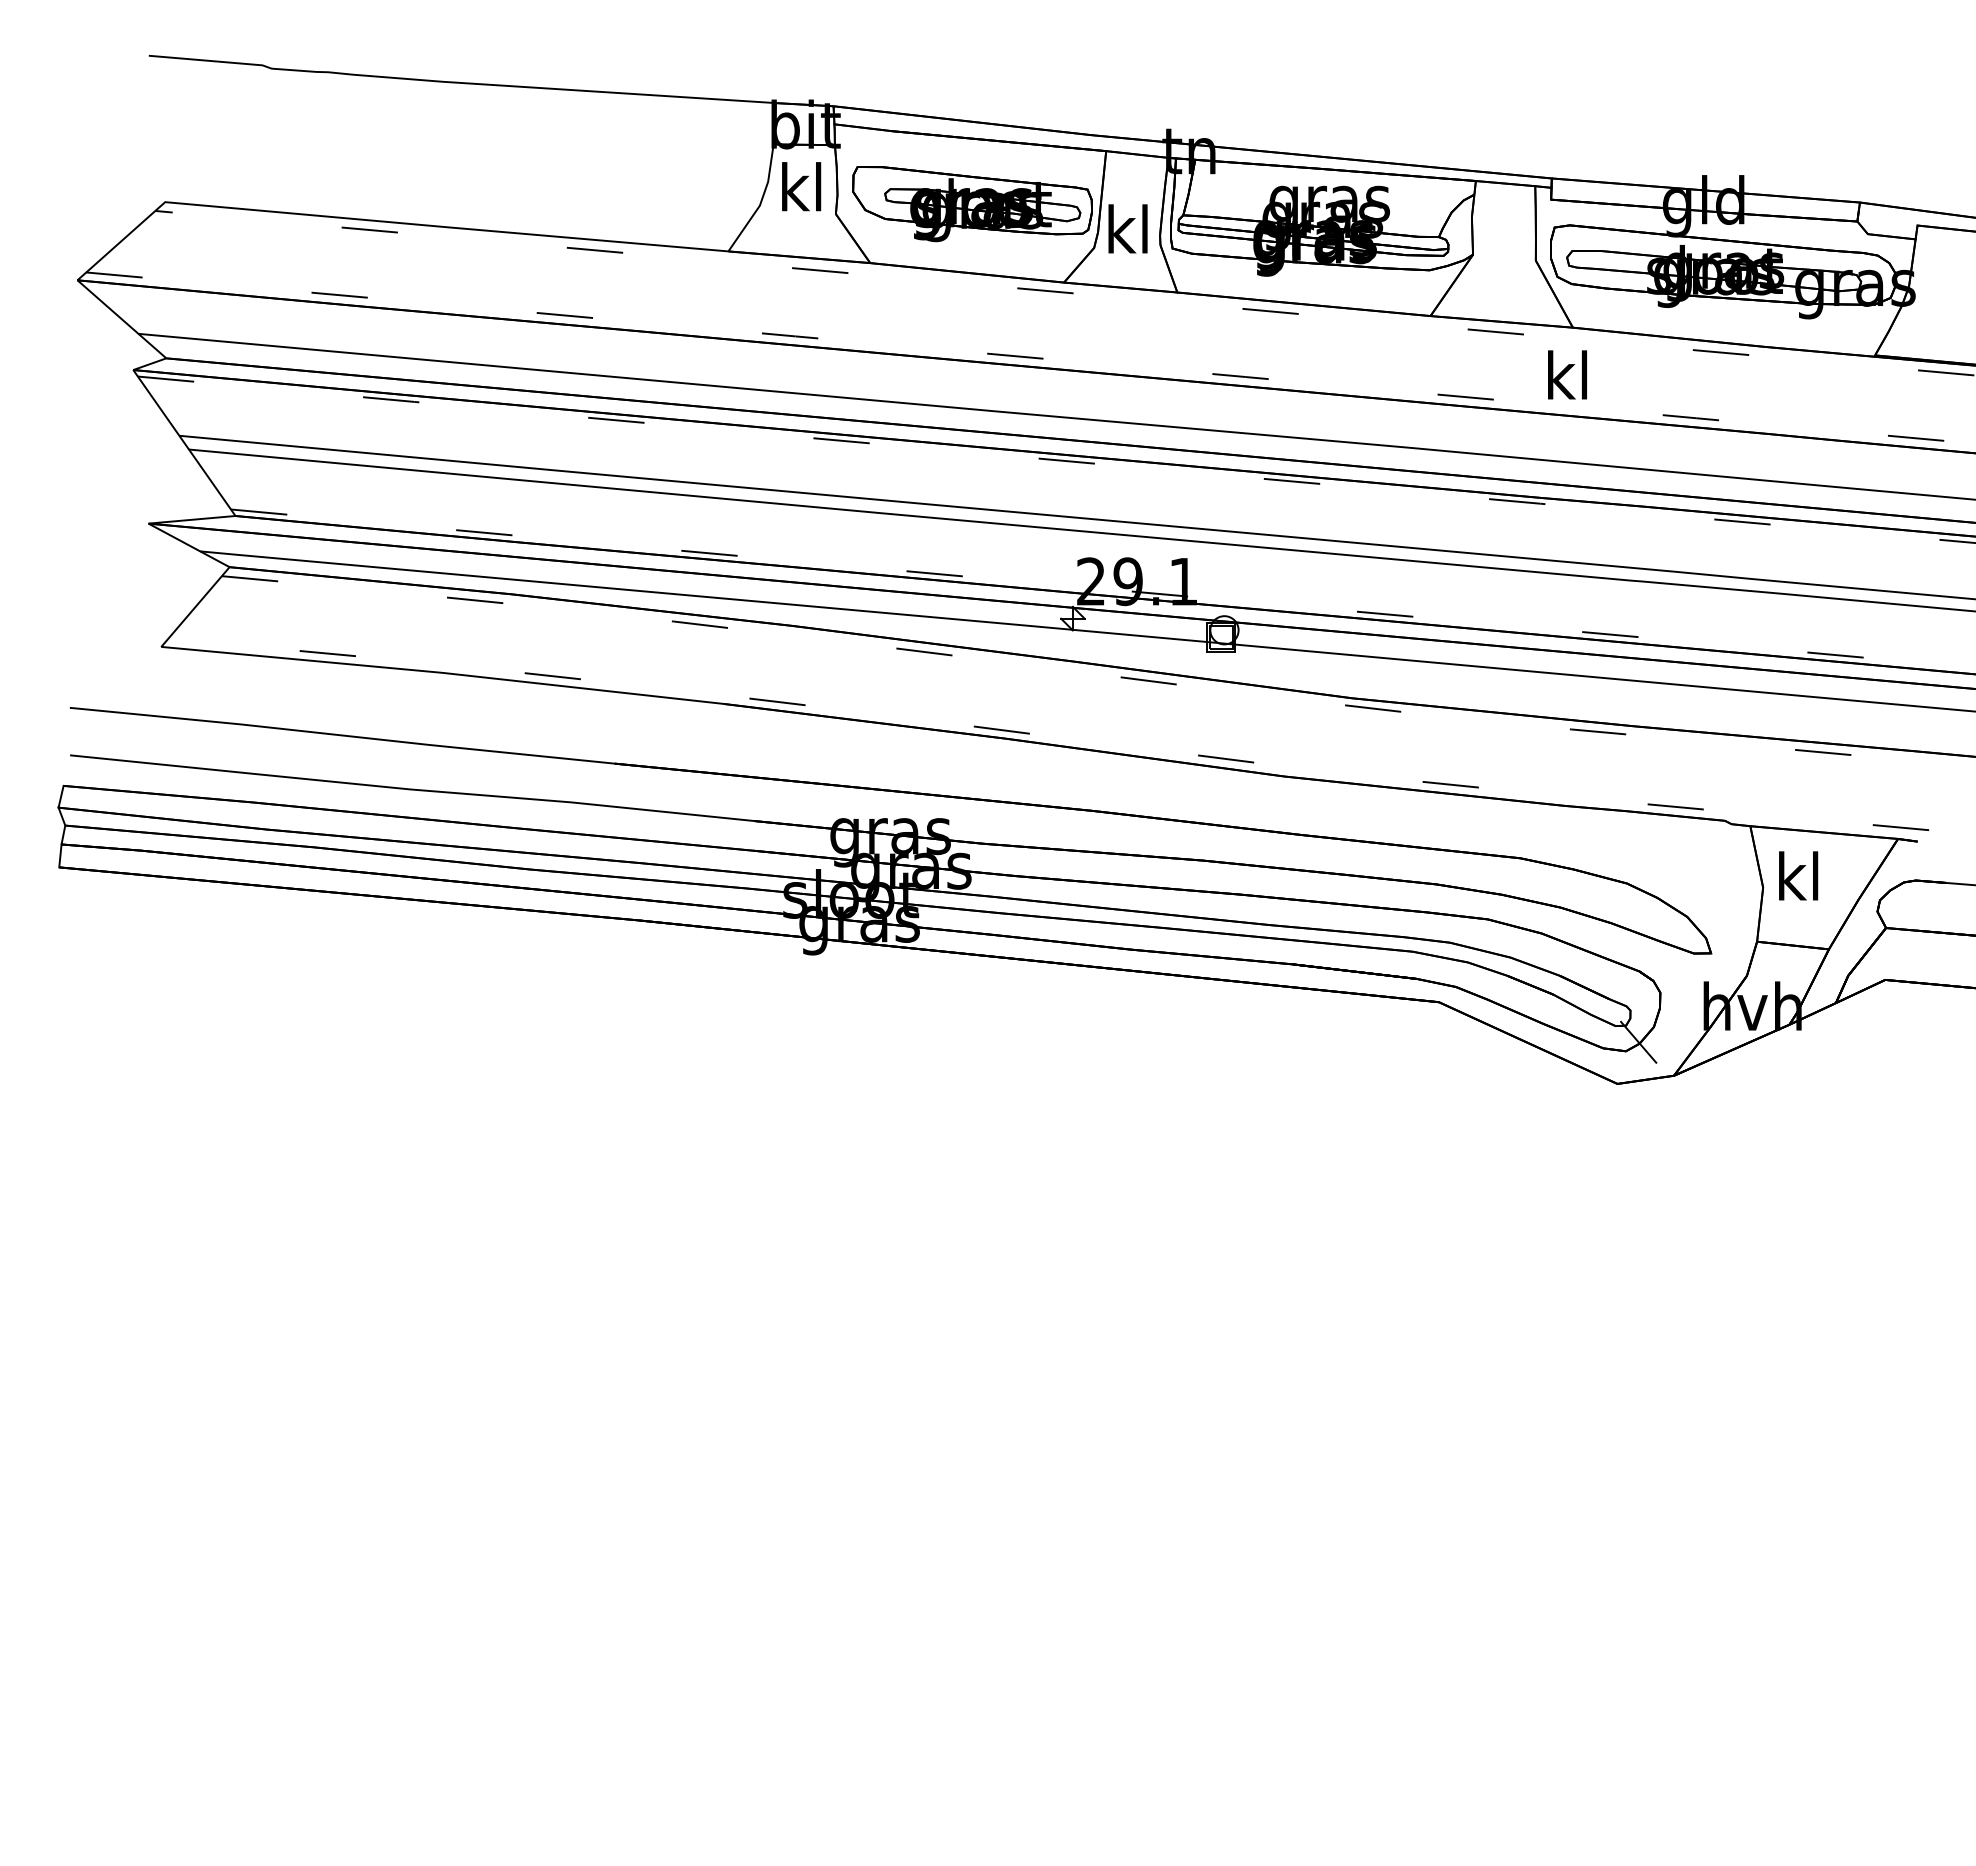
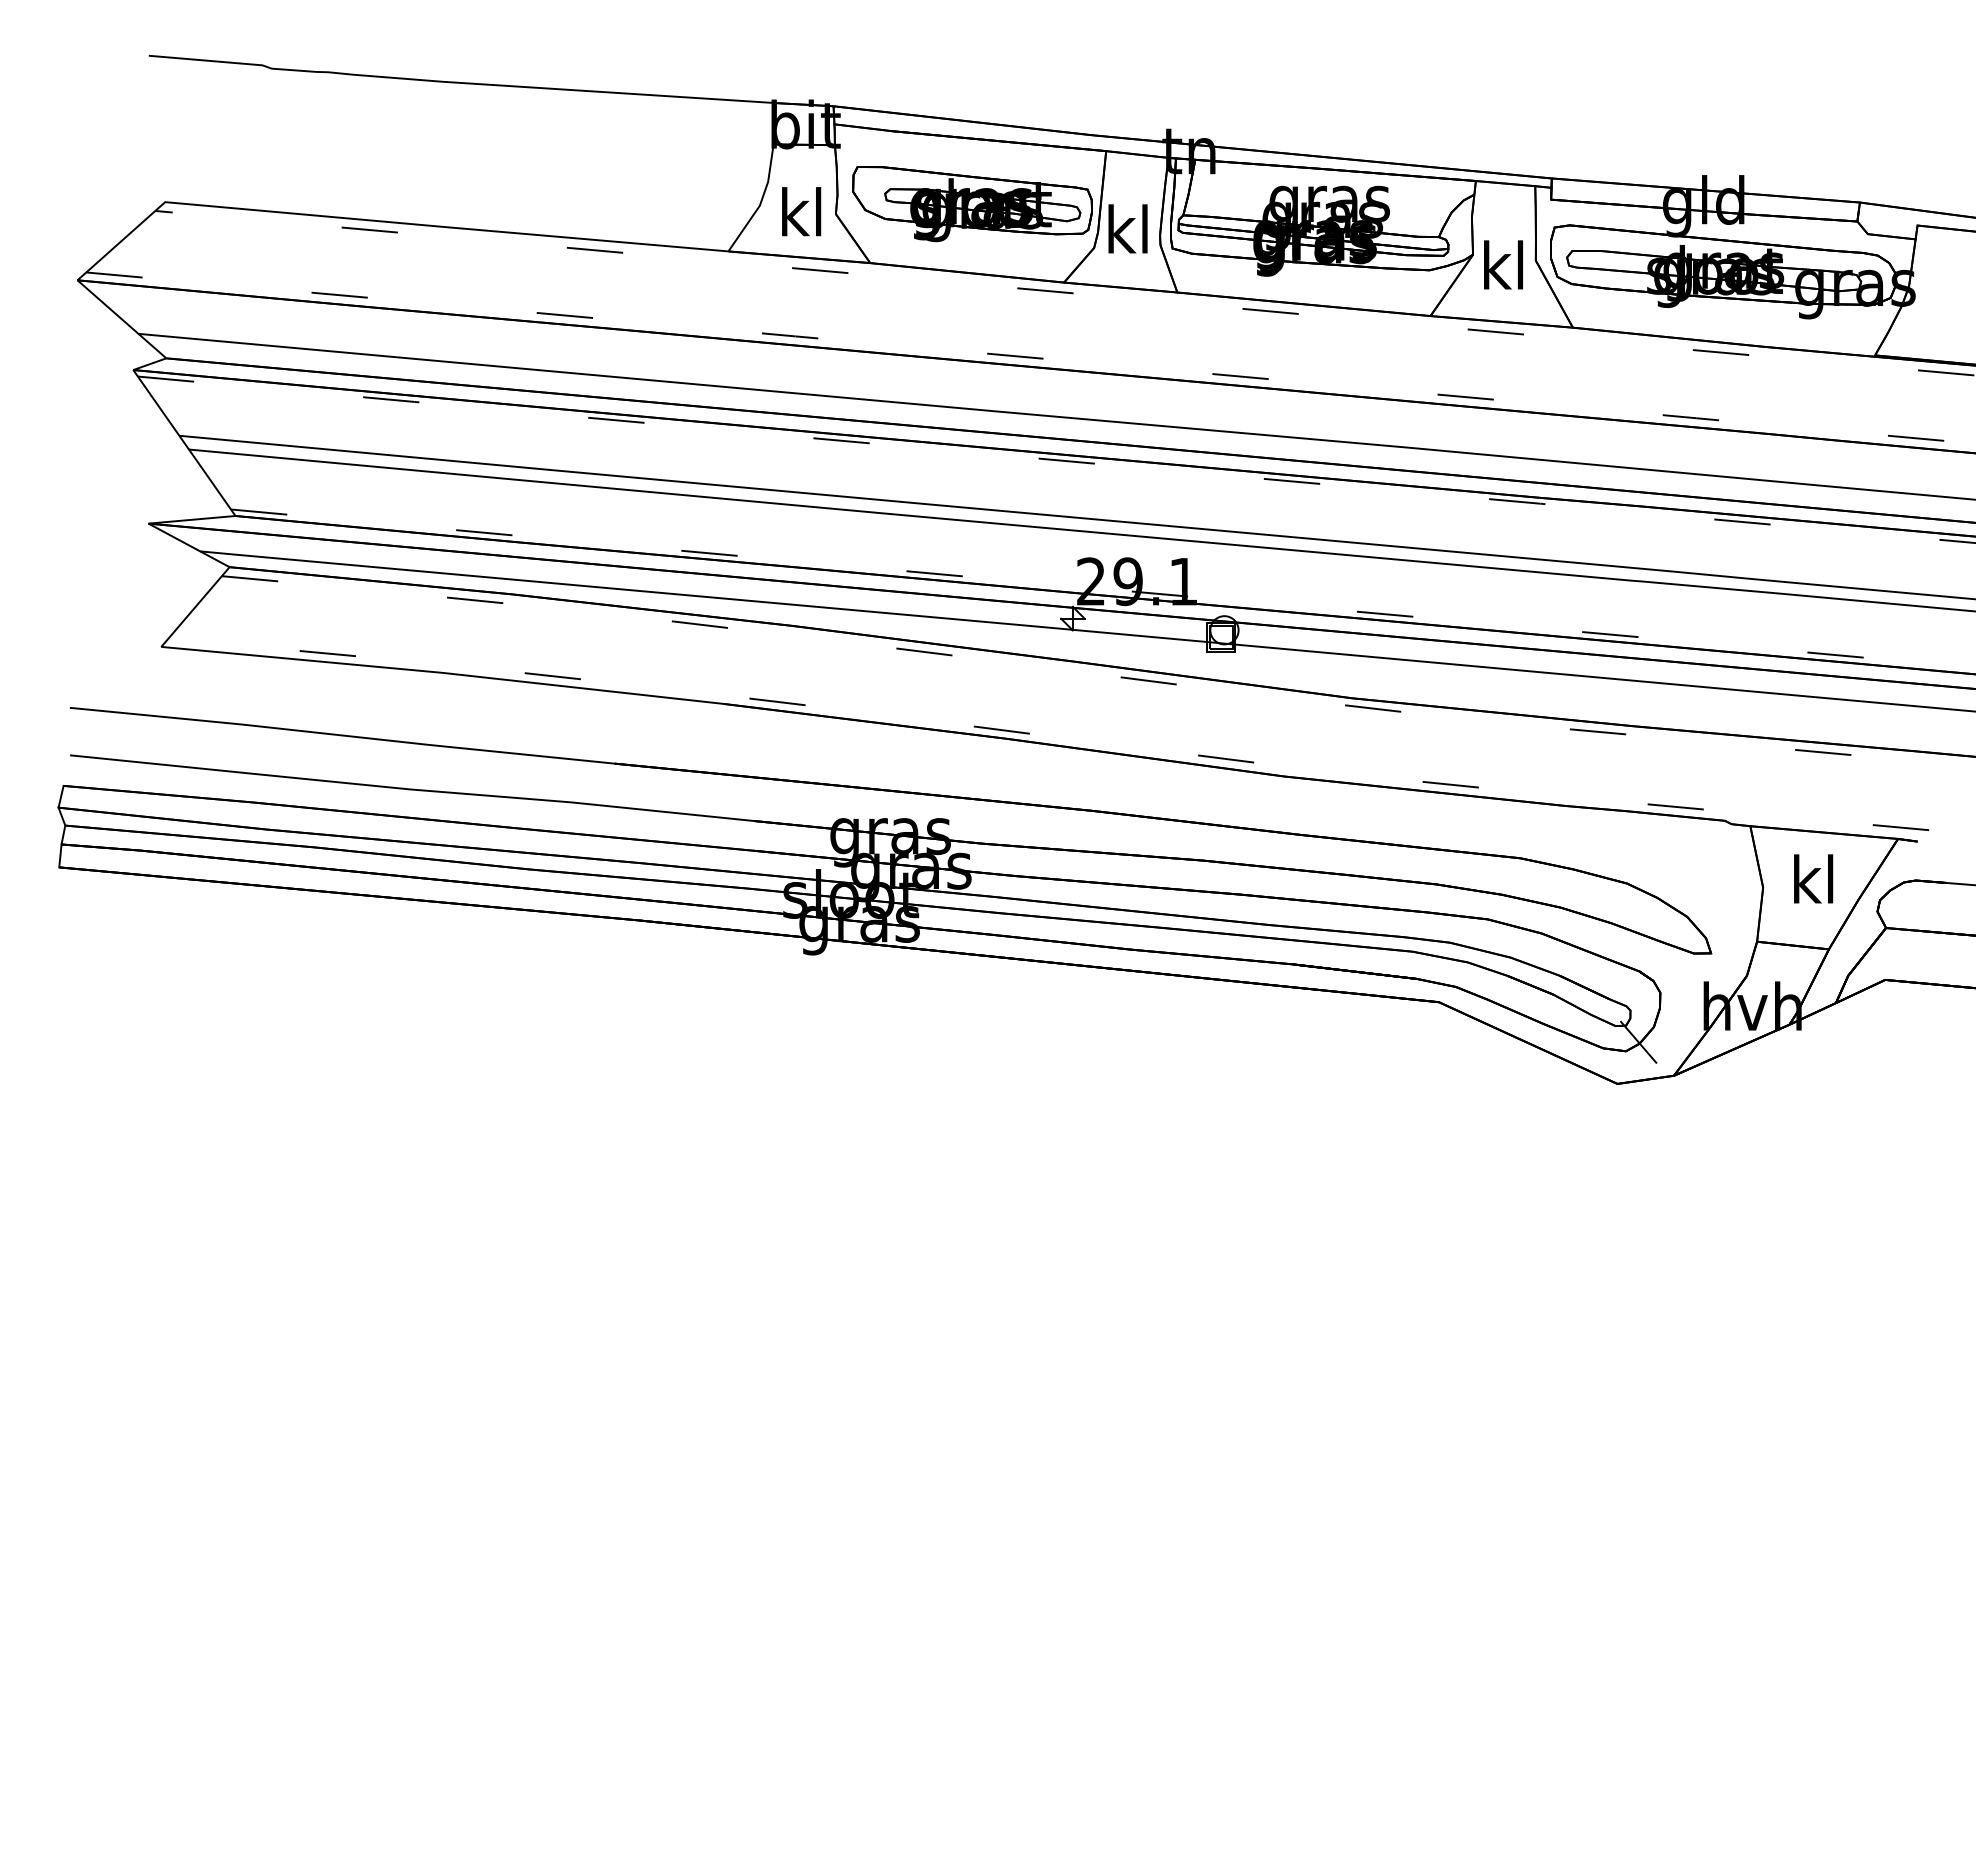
text position: (801, 186) -> (801, 211) (801, 211)
text position: (1567, 374) -> (1503, 264) (1503, 264)
text position: (1798, 875) -> (1813, 878) (1813, 878)
